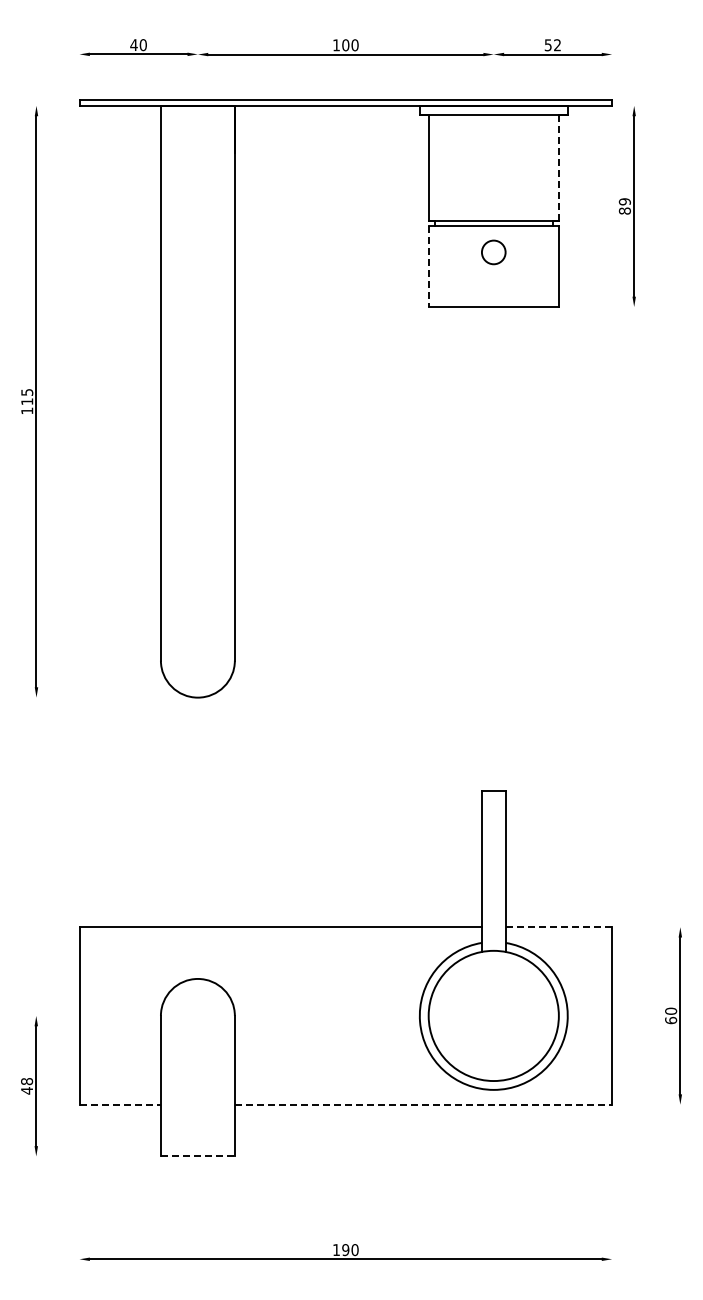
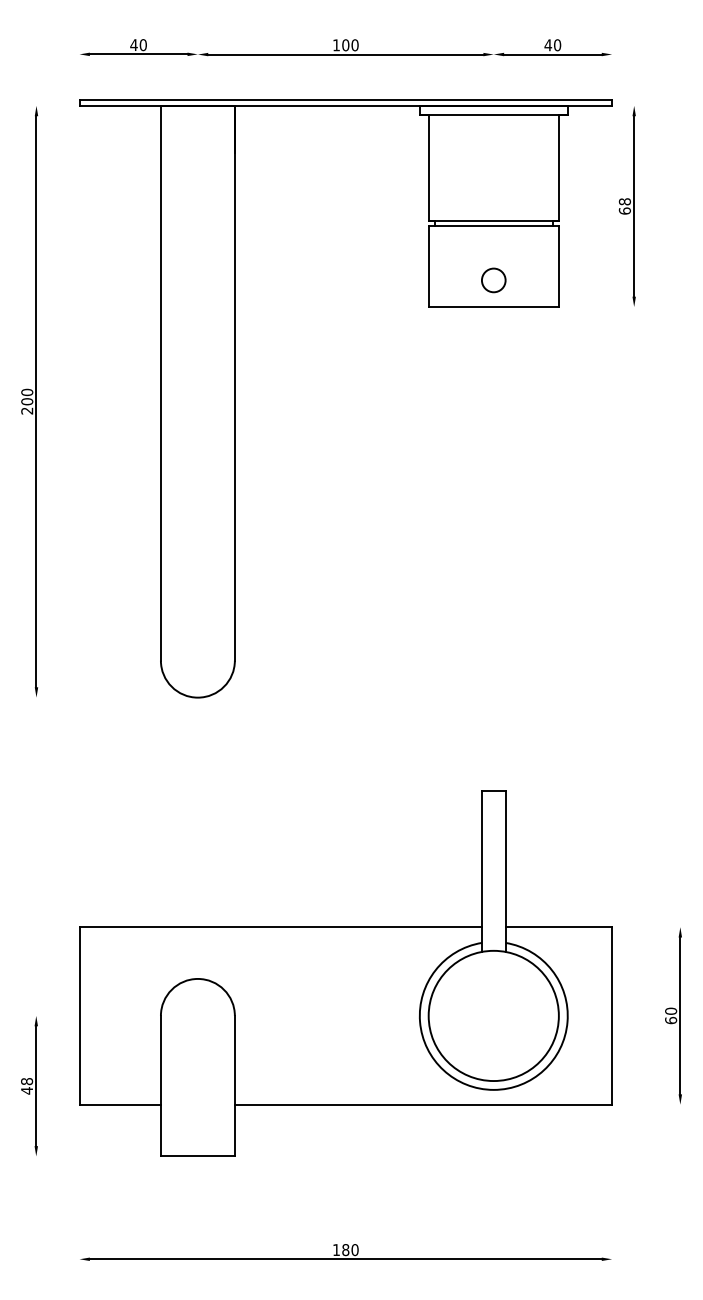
text: 52 -> 40 (552, 45)
line: dashed -> solid (558, 167)
text: 89 -> 68 (624, 206)
circle position: (493, 252) -> (493, 280) (493, 280)
line: dashed -> solid (428, 266)
text: 115 -> 200 (27, 401)
line: dashed -> solid (558, 927)
line: dashed -> solid (120, 1104)
line: dashed -> solid (423, 1104)
line: dashed -> solid (197, 1156)
text: 190 -> 180 (345, 1250)
